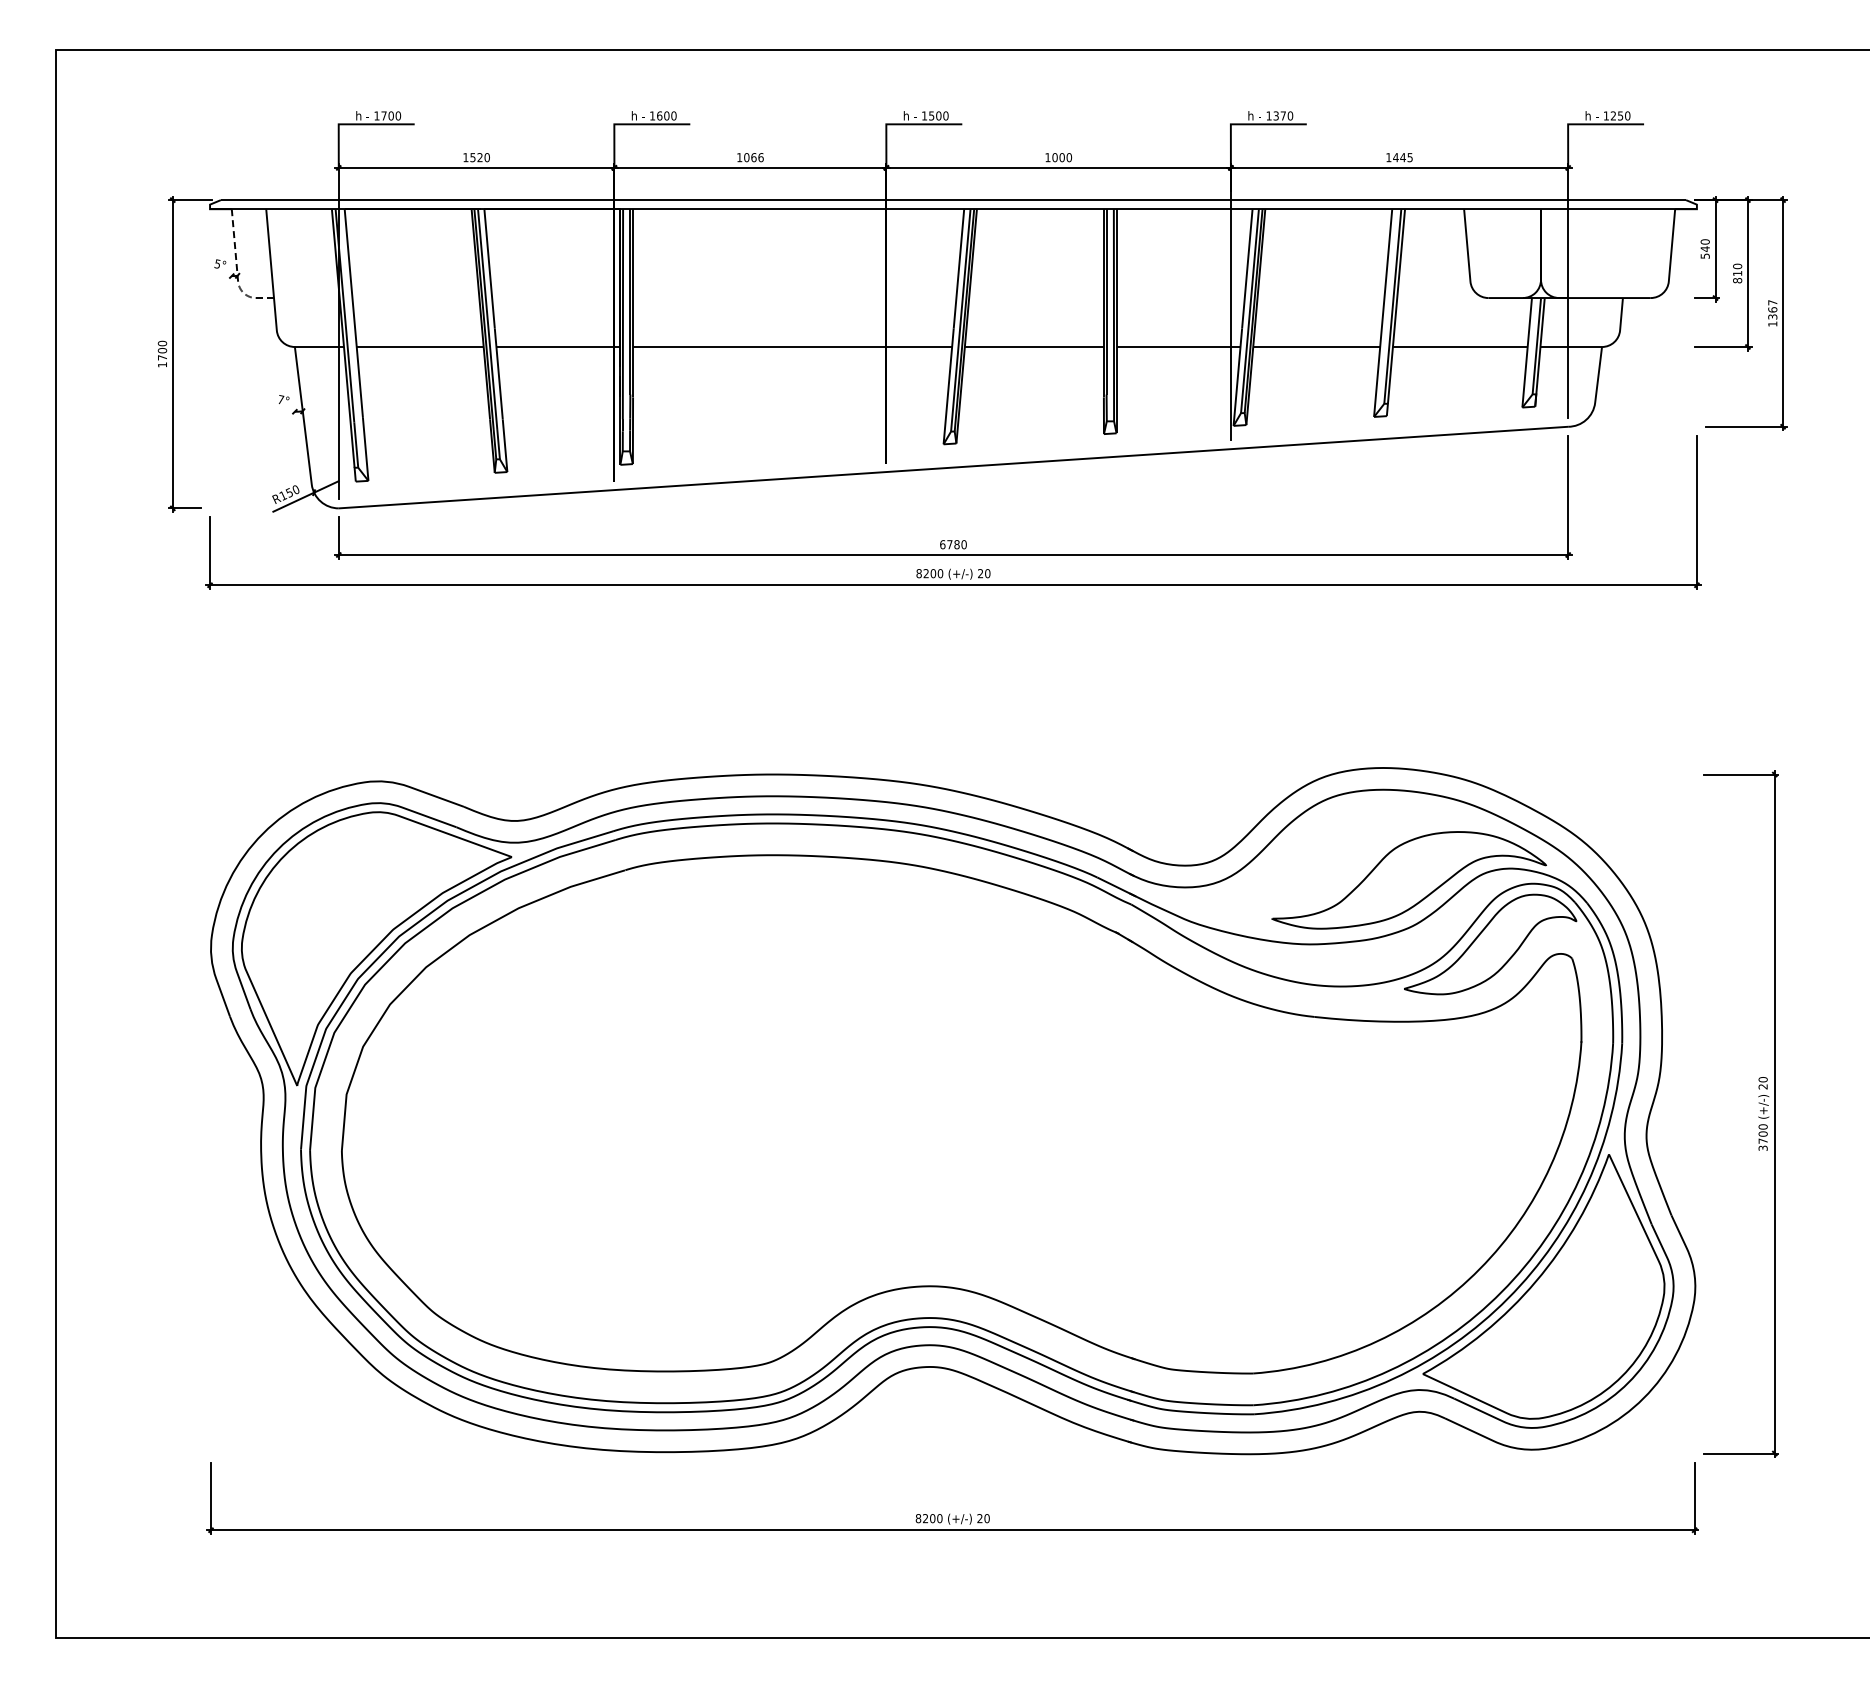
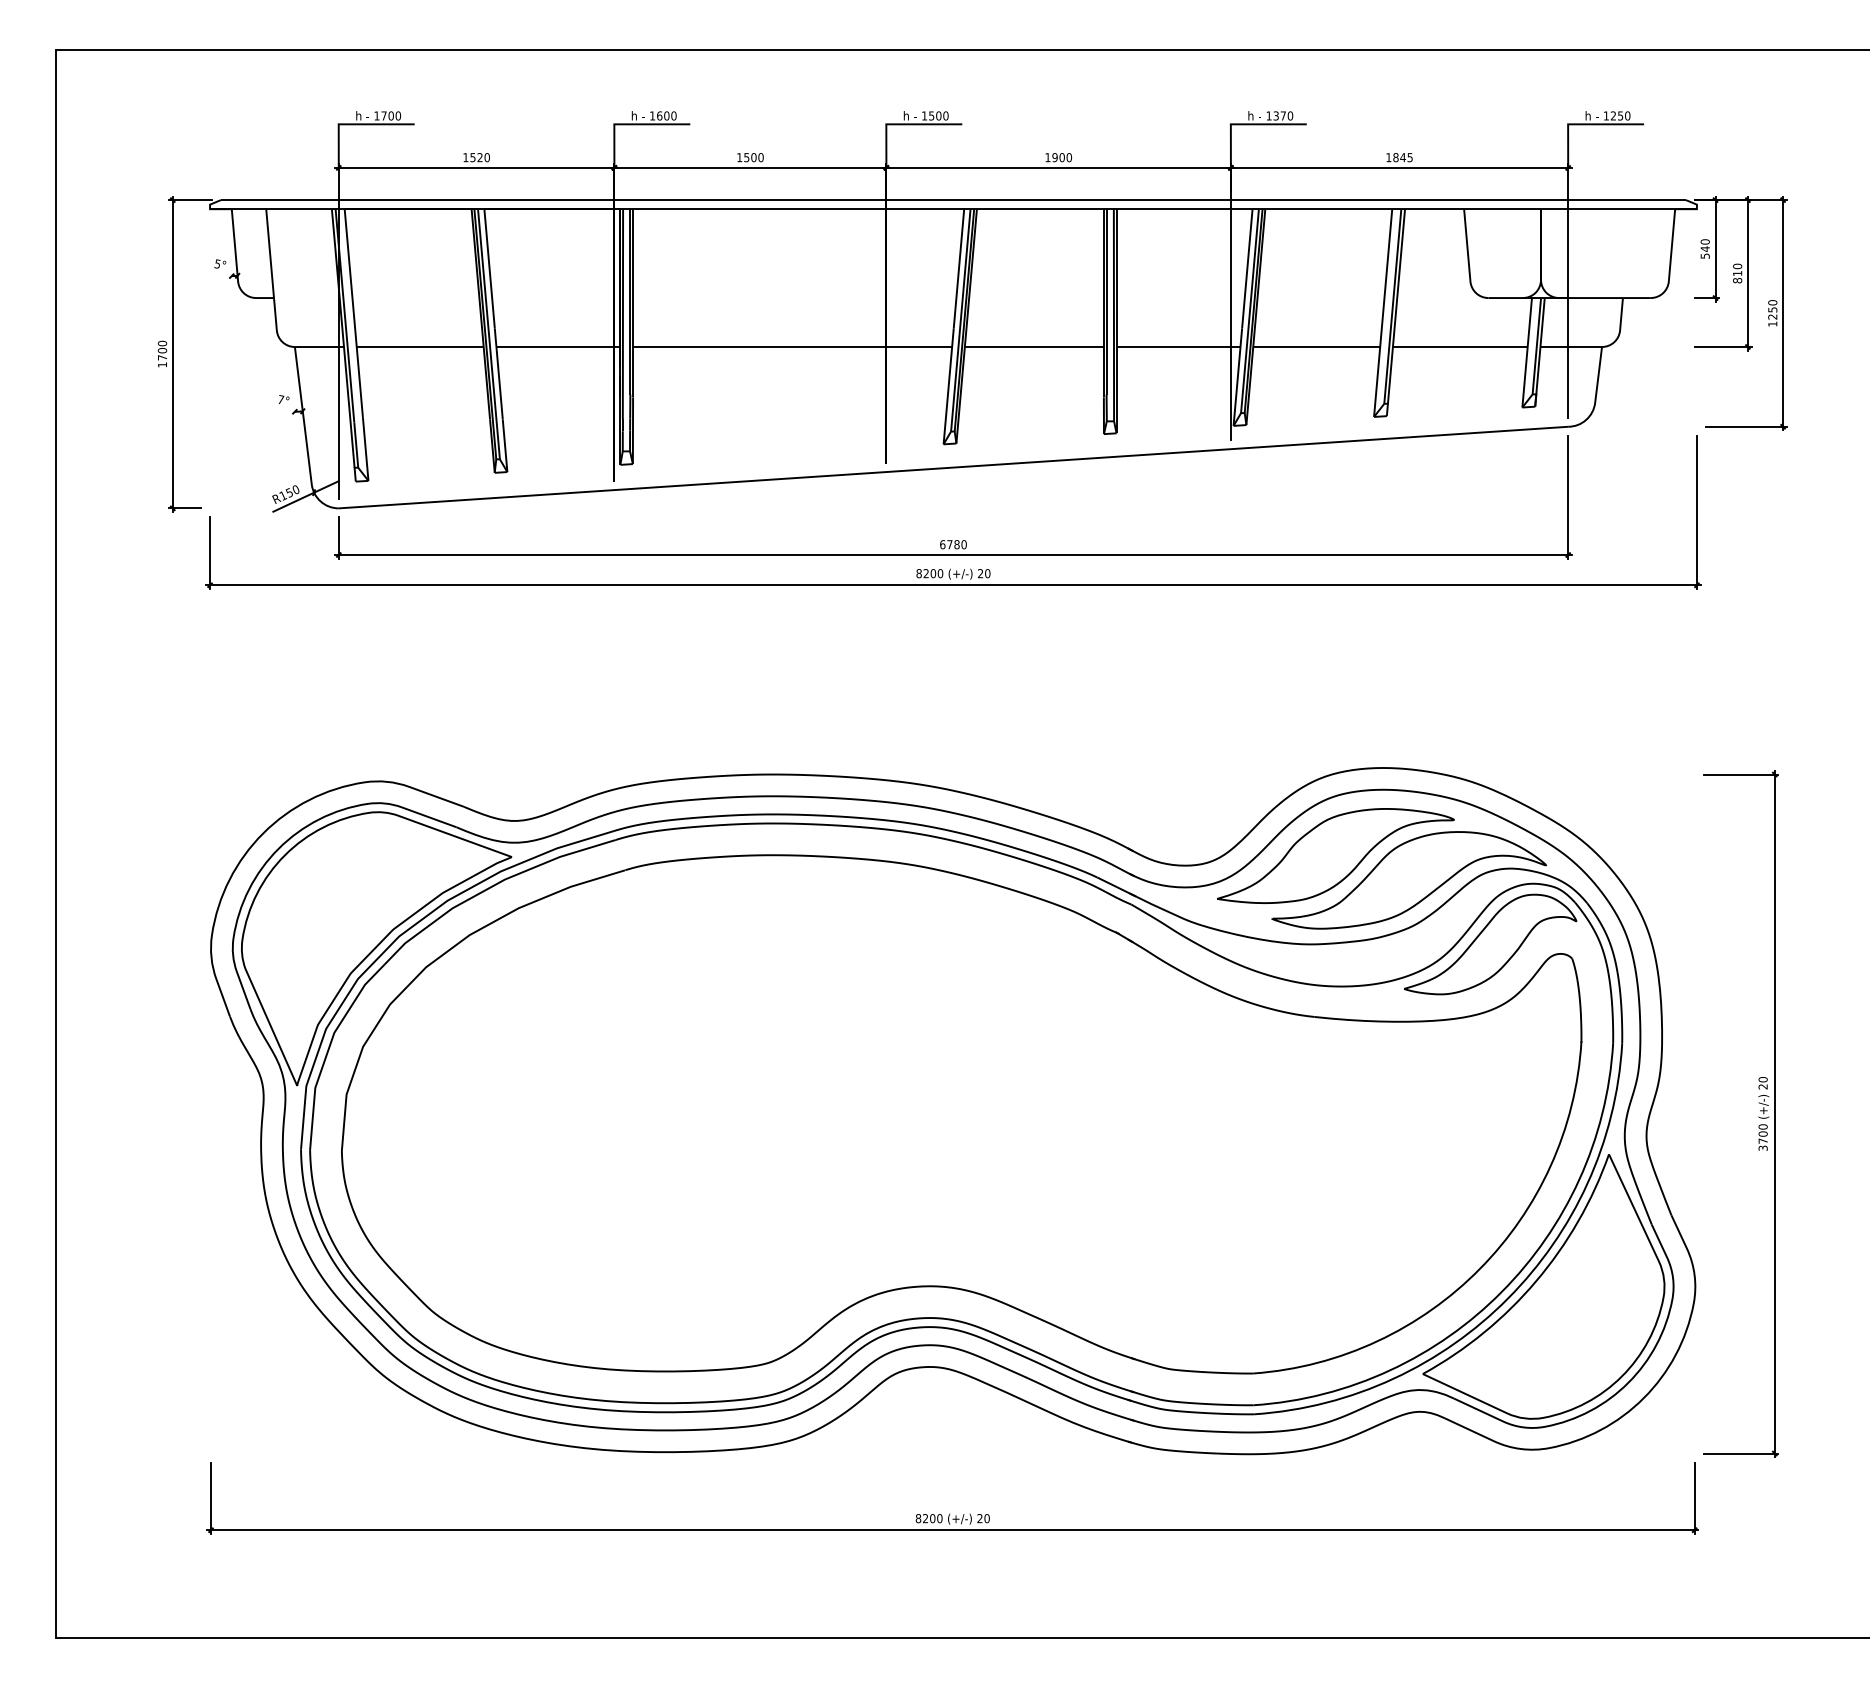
text: 1066 -> 1500 (753, 157)
text: 1000 -> 1900 (1054, 157)
text: 1445 -> 1845 (1395, 157)
line: dashed -> solid (237, 274)
text: 1367 -> 1250 (1772, 309)
part: none -> present (1335, 855)
